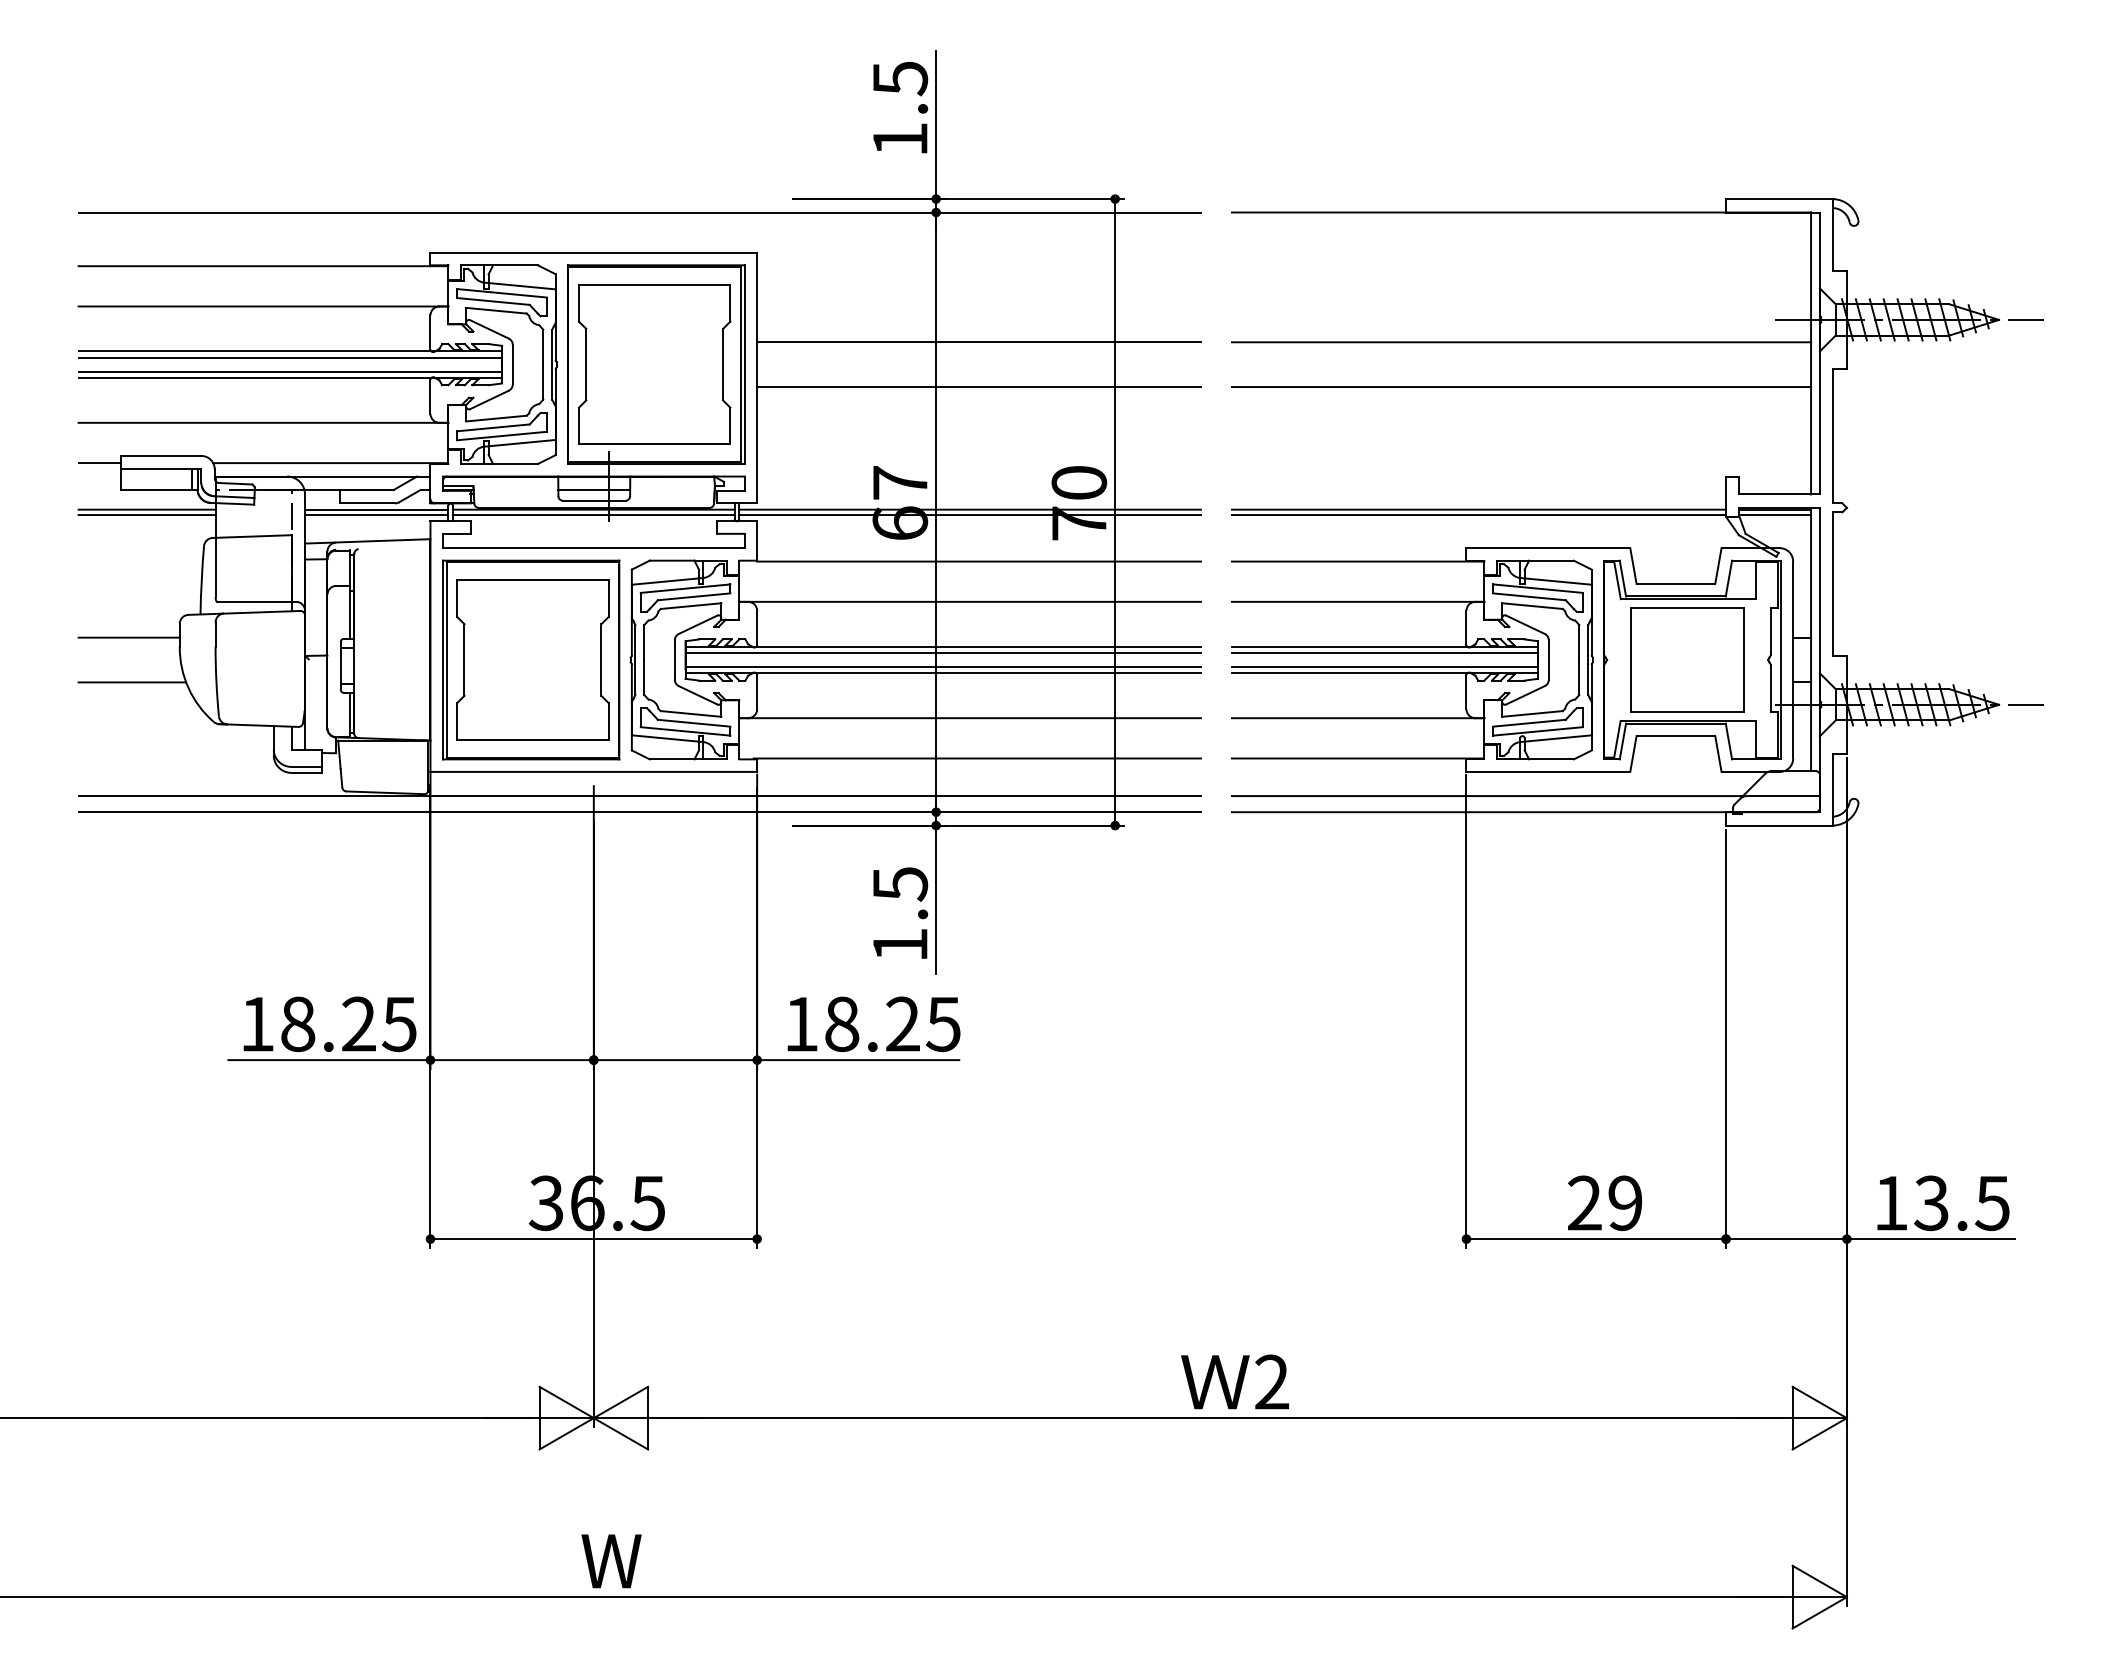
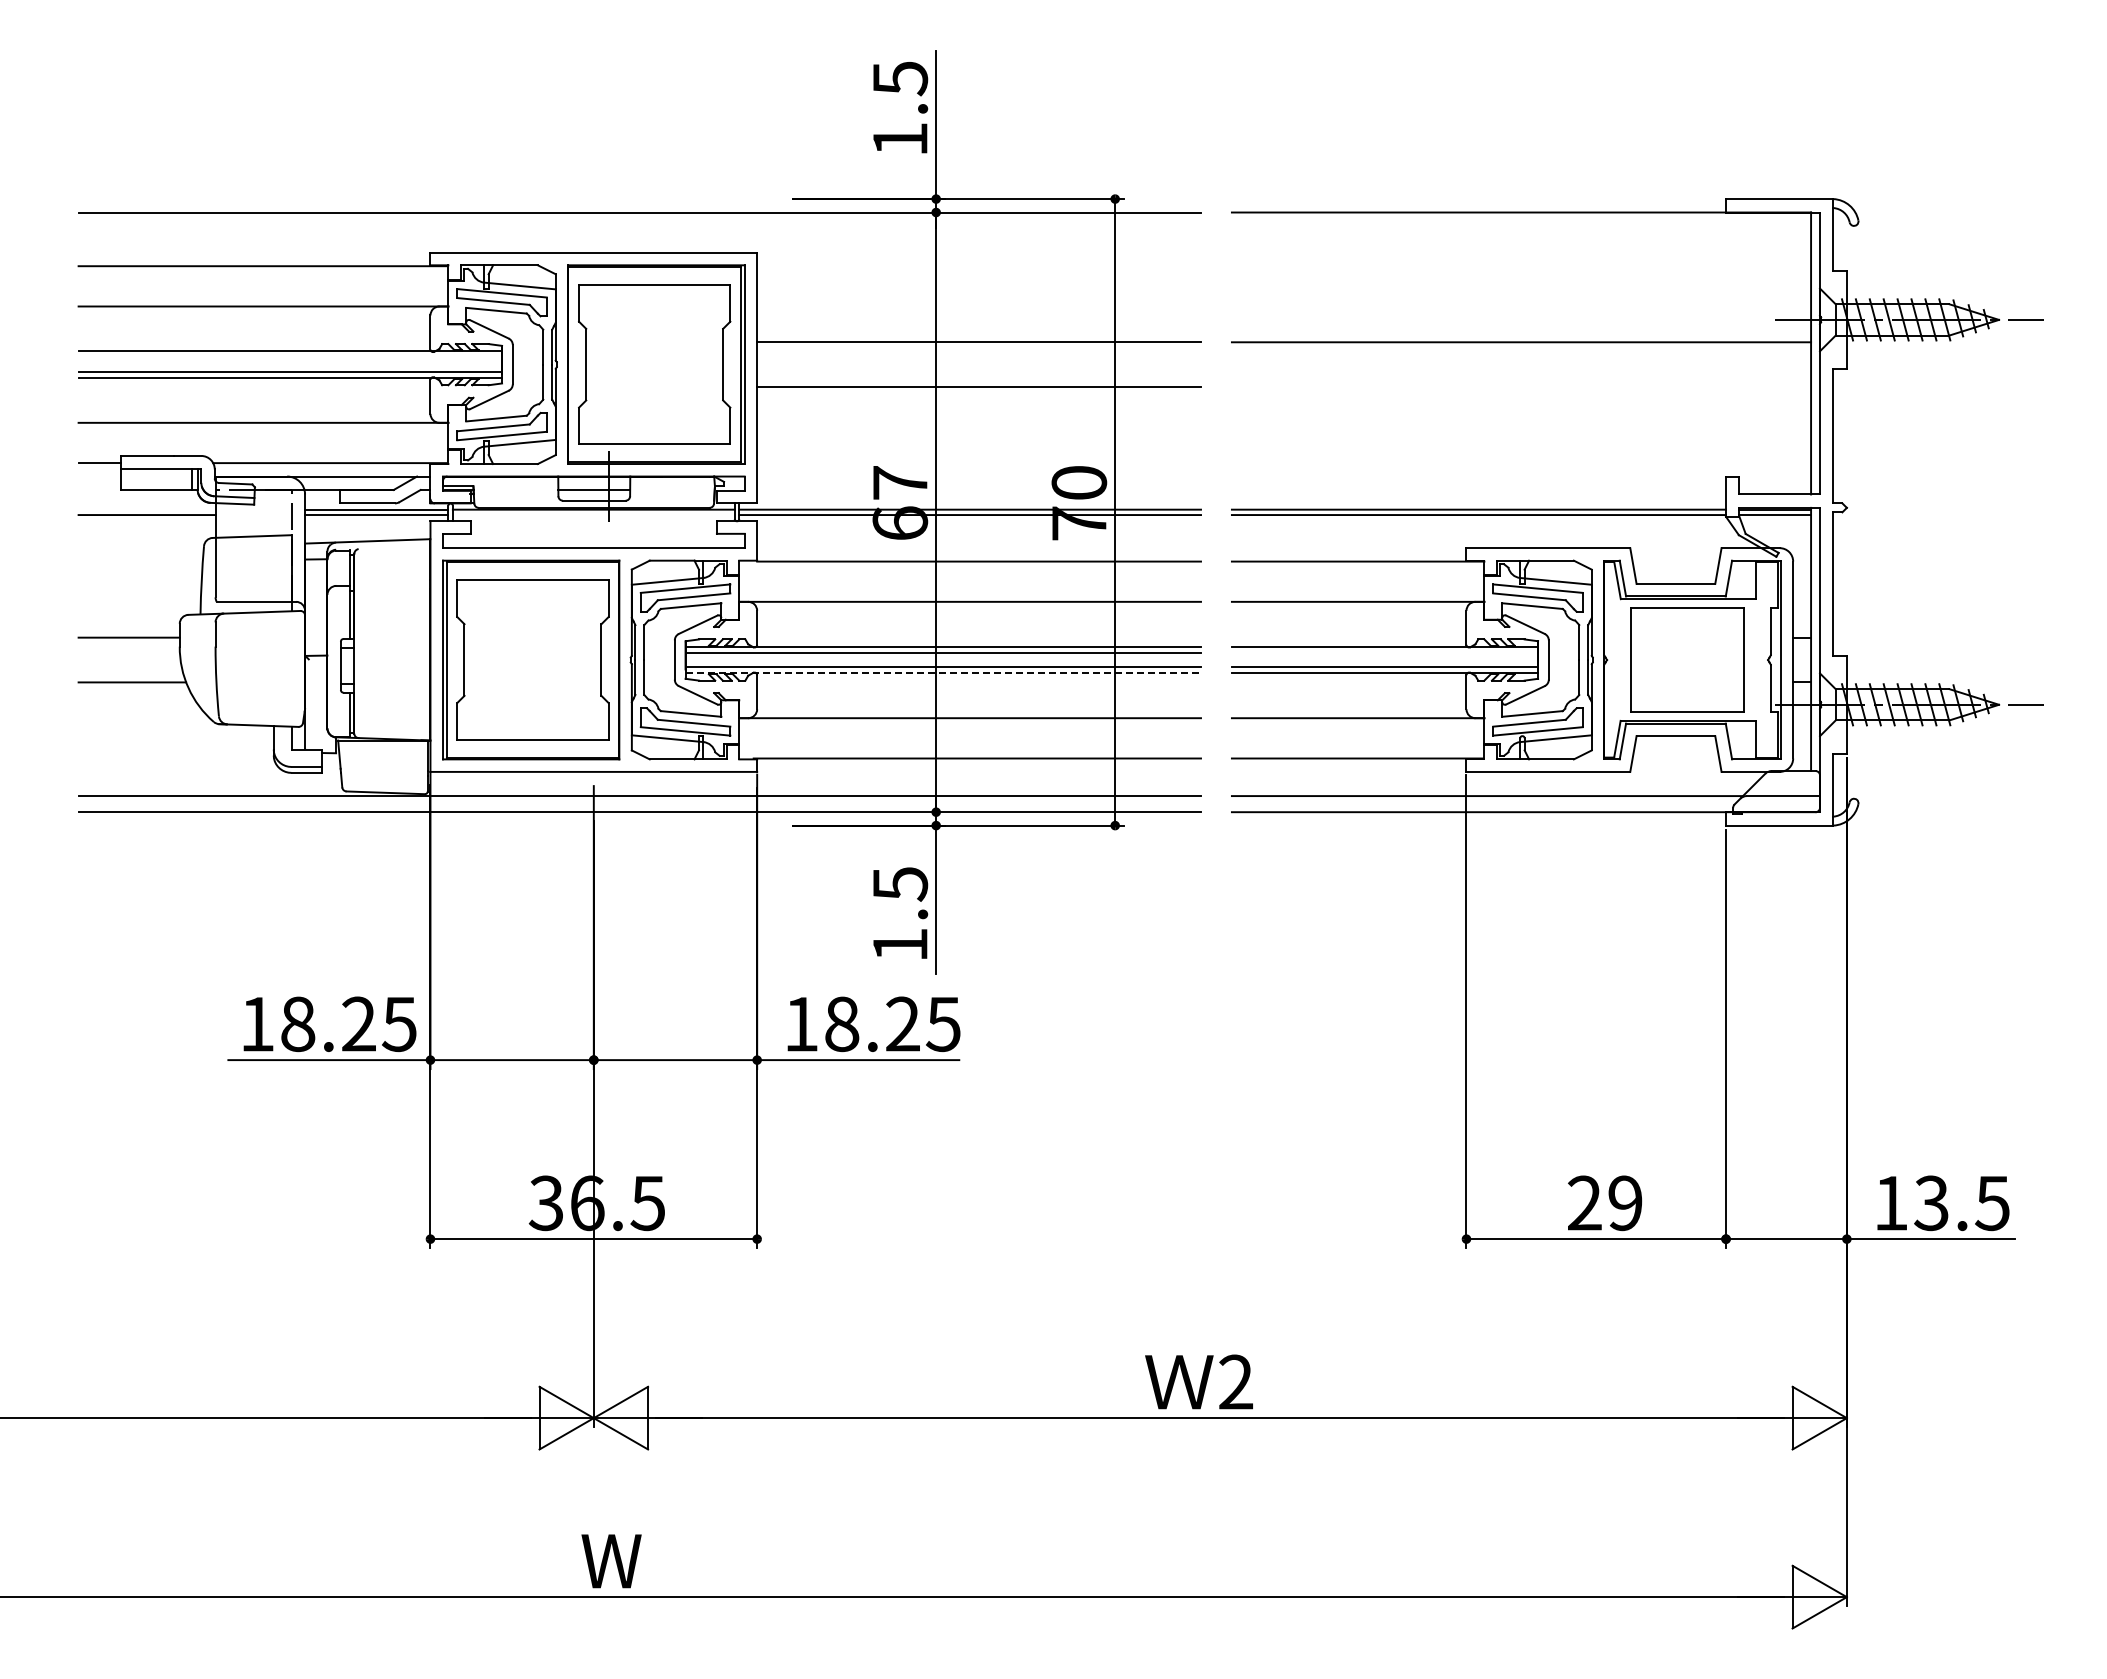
line: present -> none (290, 357)
line: present -> none (1521, 387)
line: present -> none (146, 509)
line: present -> none (593, 515)
line: present -> none (1384, 652)
line: solid -> dashed (943, 673)
text position: (1234, 1381) -> (1198, 1381) (1198, 1381)
